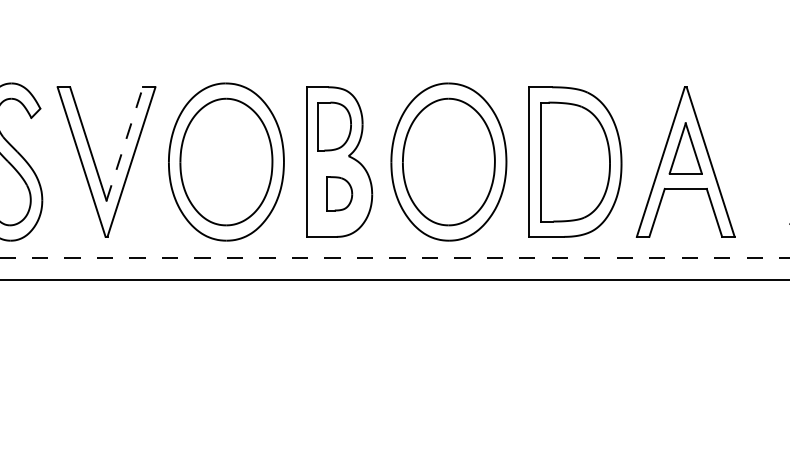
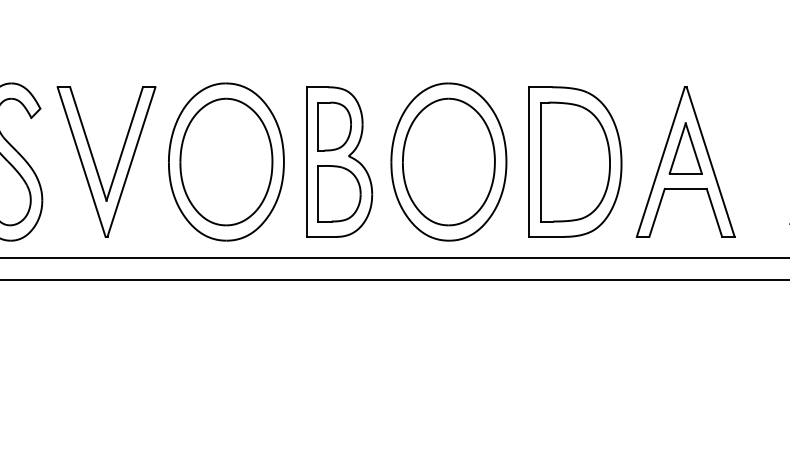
line: dashed -> solid (124, 144)
part size: 28x36 px -> 45x58 px (339, 193)
line: dashed -> solid (395, 258)
